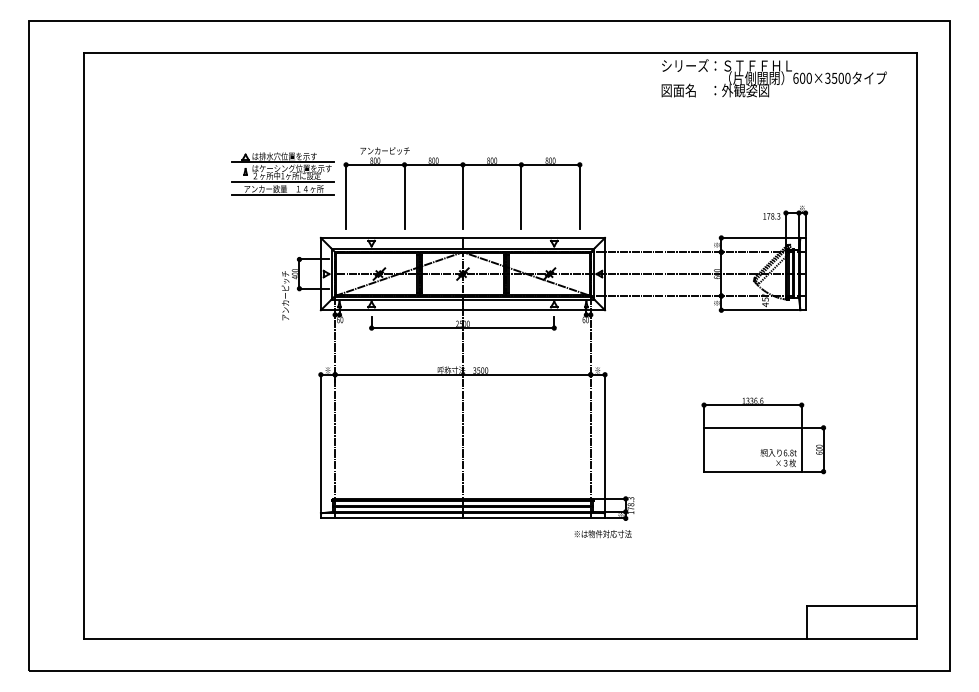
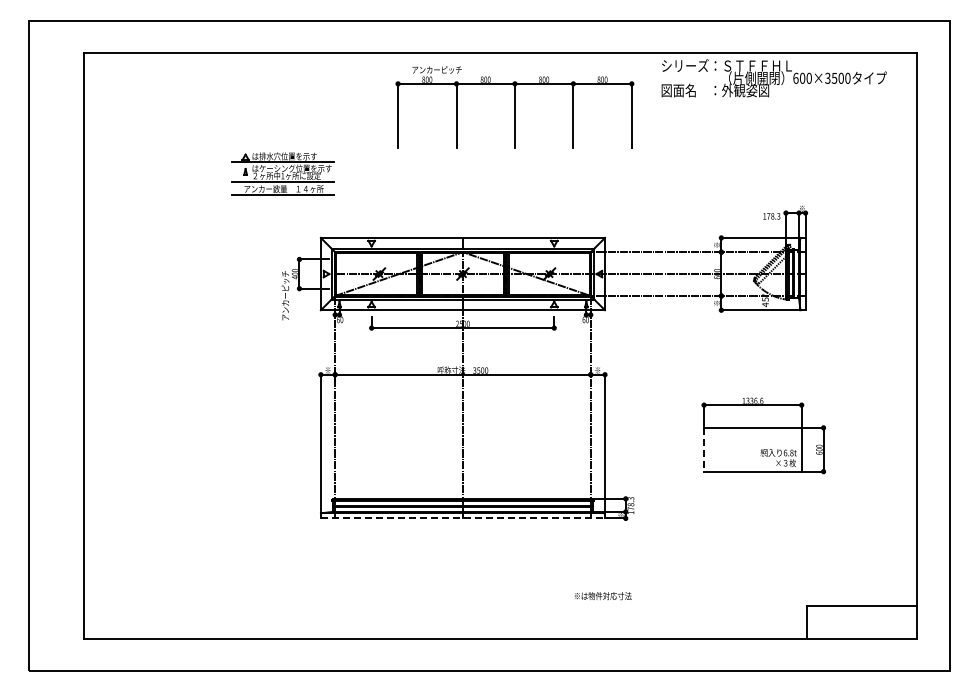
part position: (462, 188) -> (514, 107) (514, 107)
line: solid -> dashed (704, 449)
line: solid -> dashed (463, 518)
text position: (602, 534) -> (602, 596) (602, 596)
